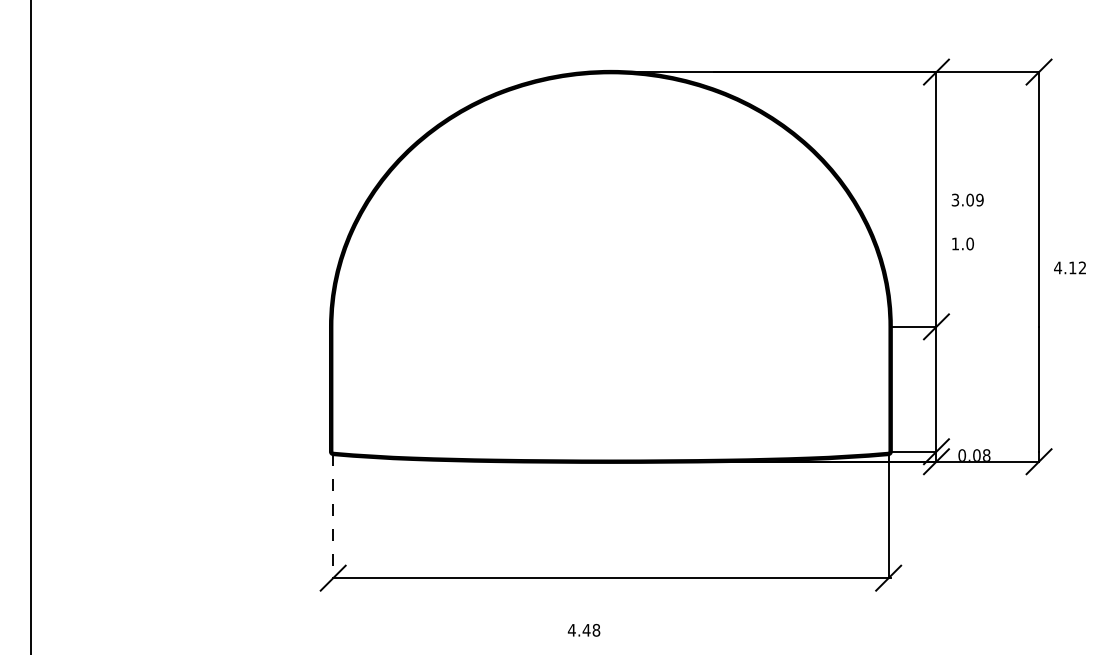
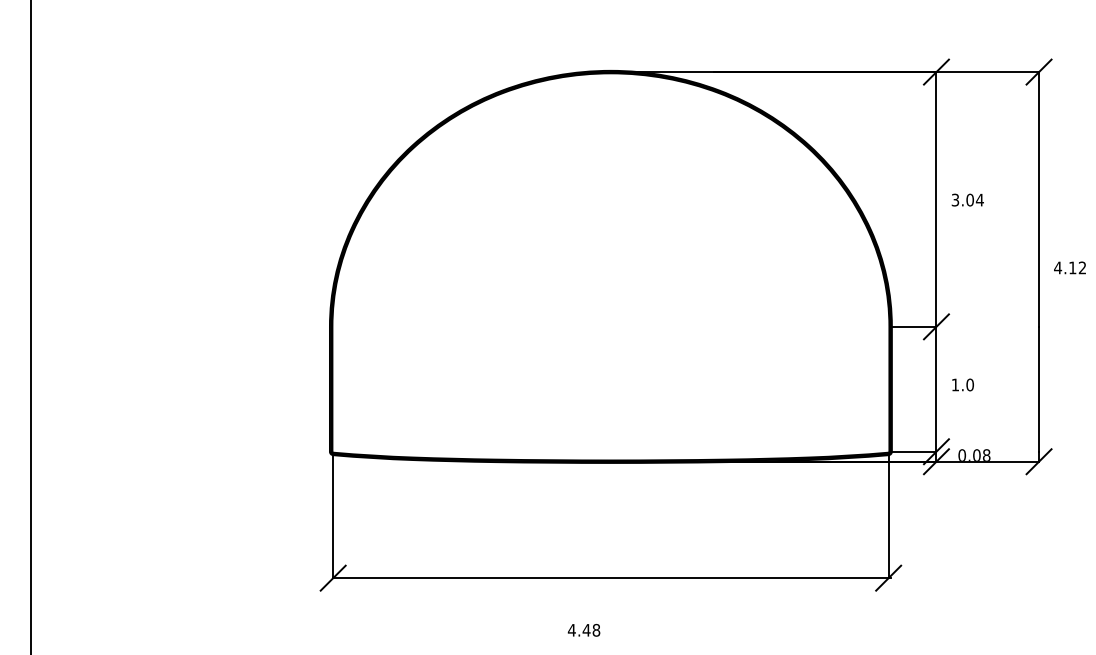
text: 3.09 -> 3.04 (979, 199)
text position: (962, 243) -> (962, 384) (962, 384)
line: dashed -> solid (333, 516)
